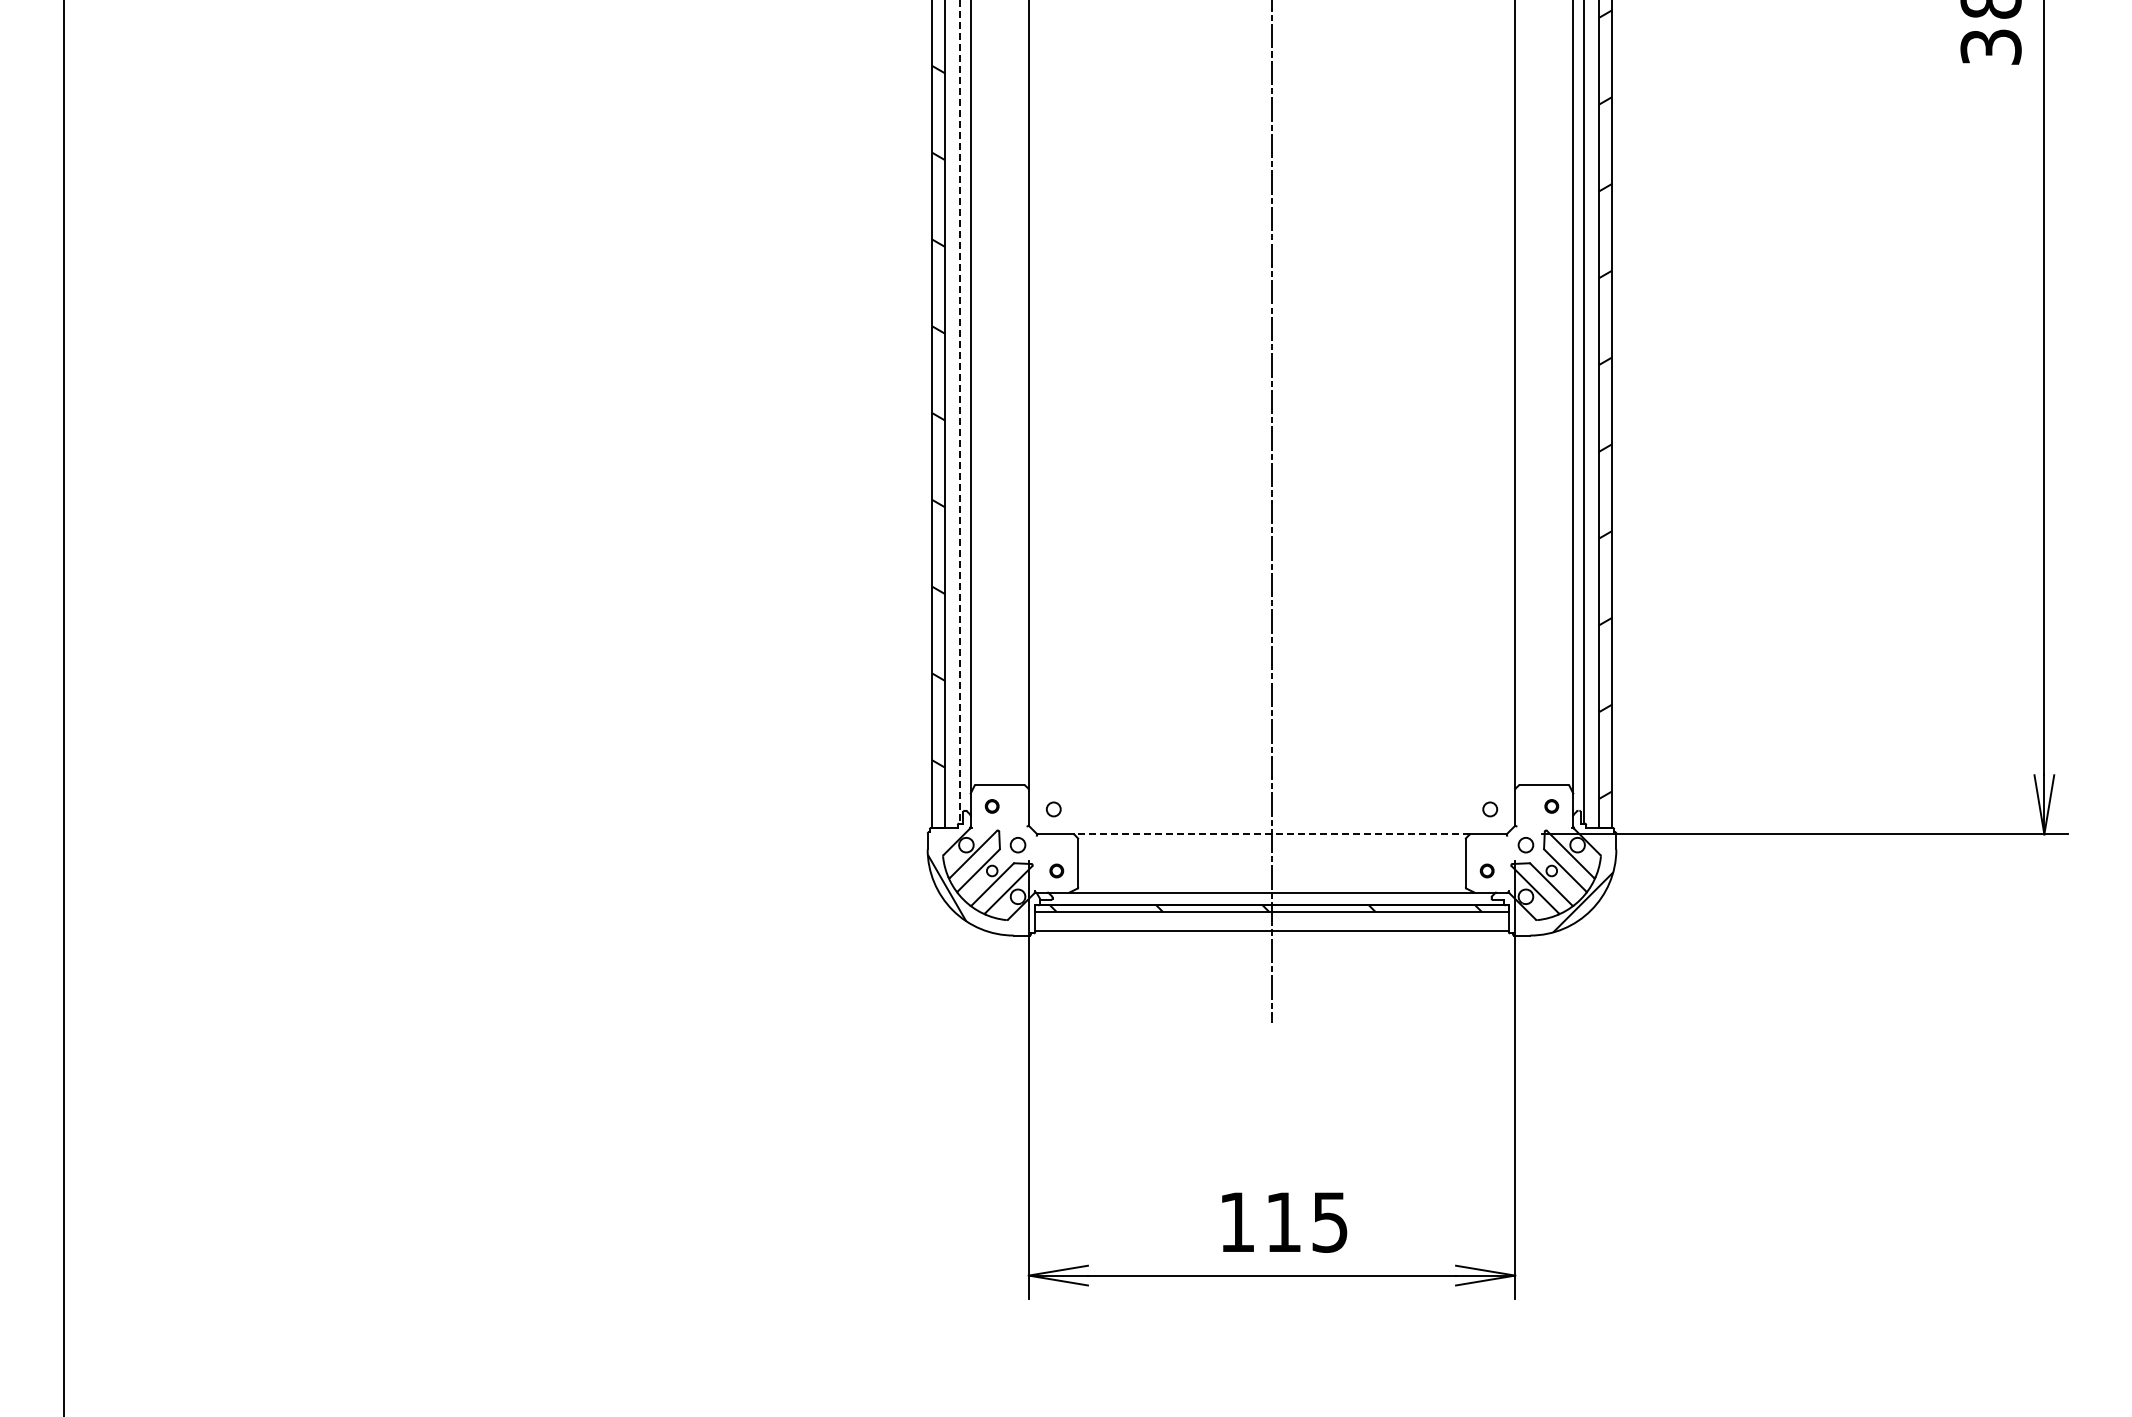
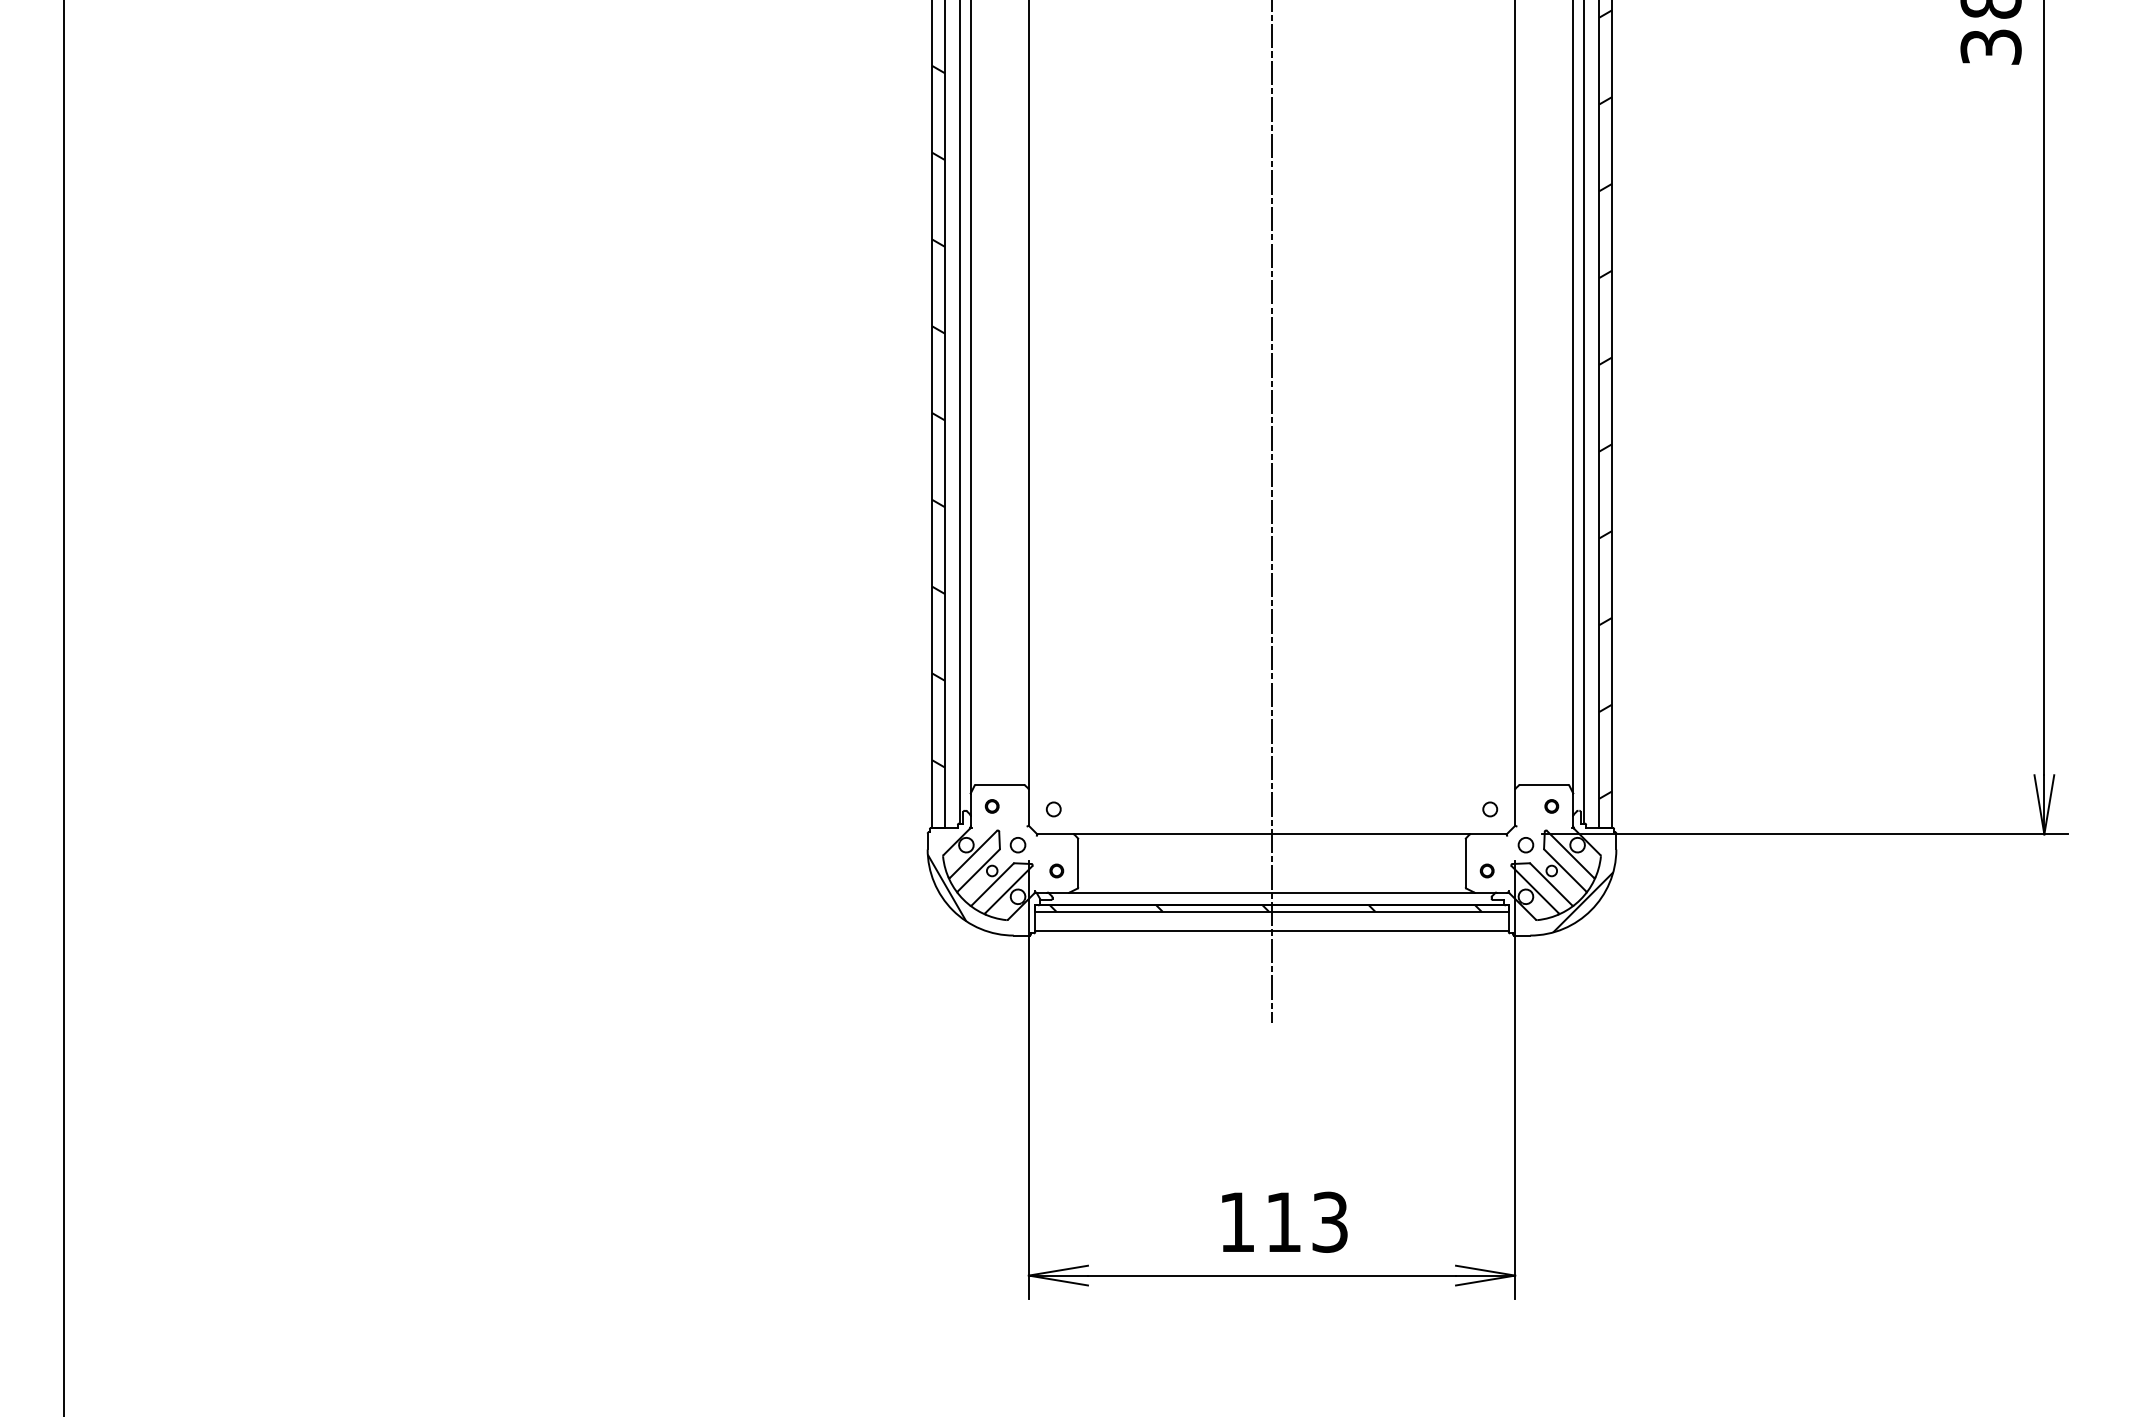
line: dashed -> solid (959, 411)
line: dashed -> solid (1271, 834)
text: 115 -> 113 (1330, 1221)
